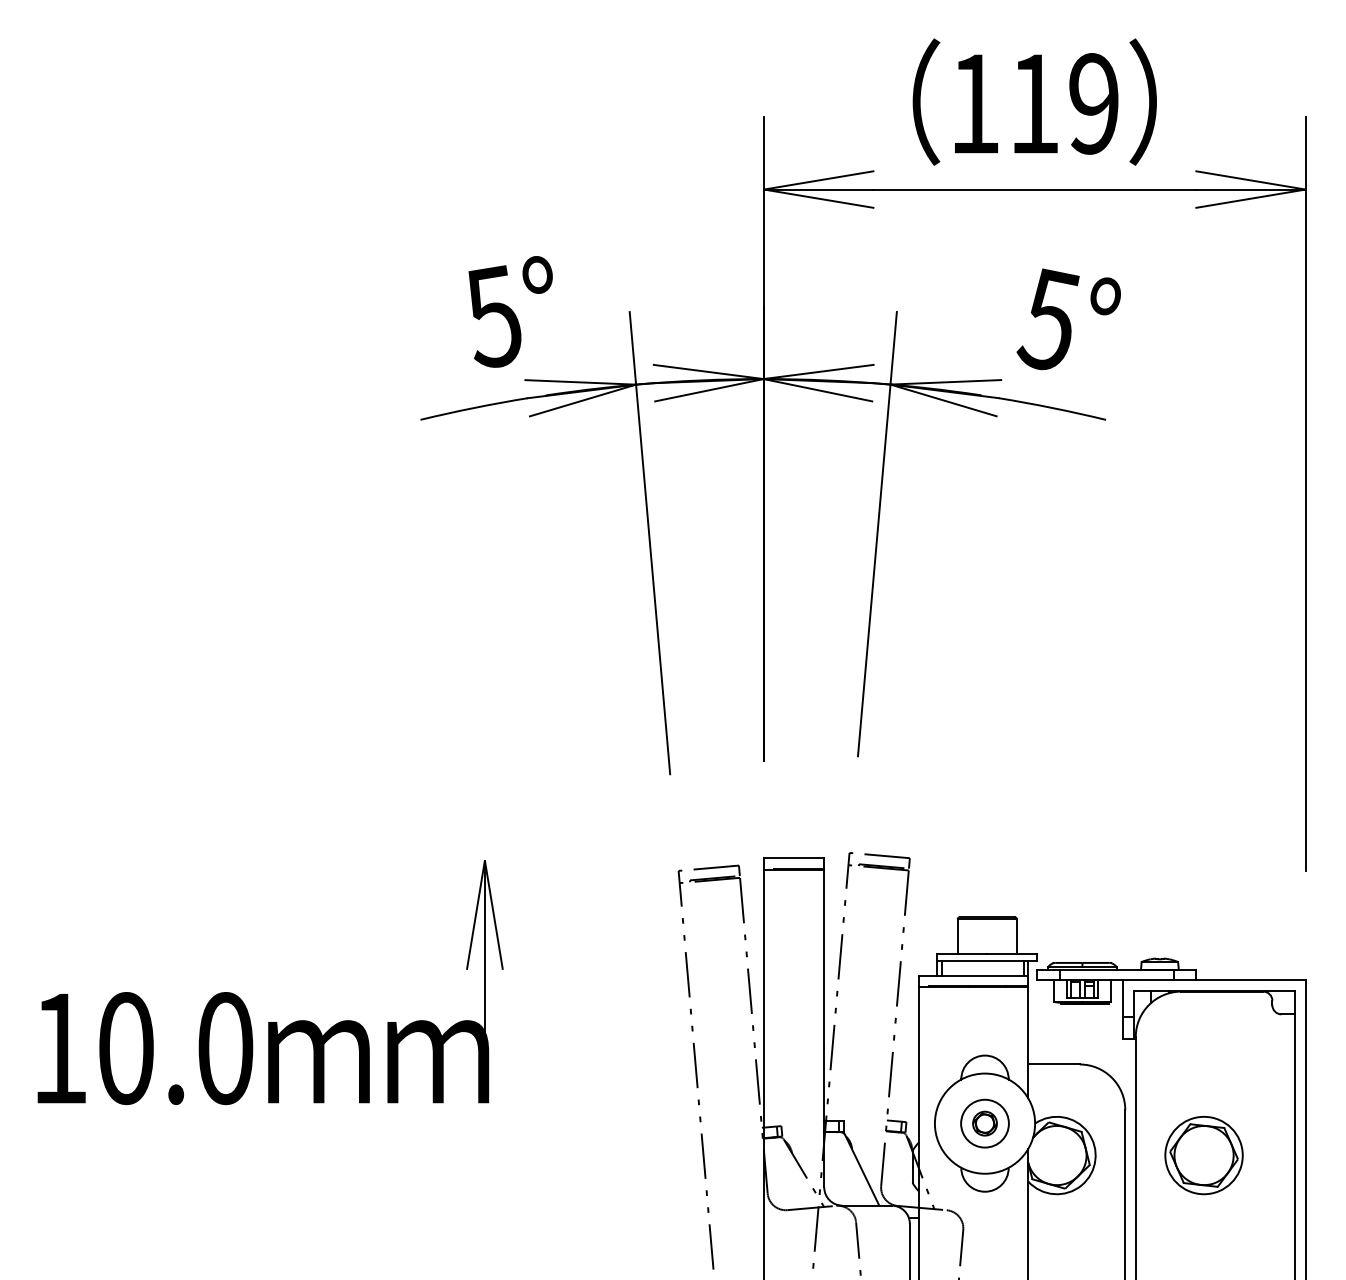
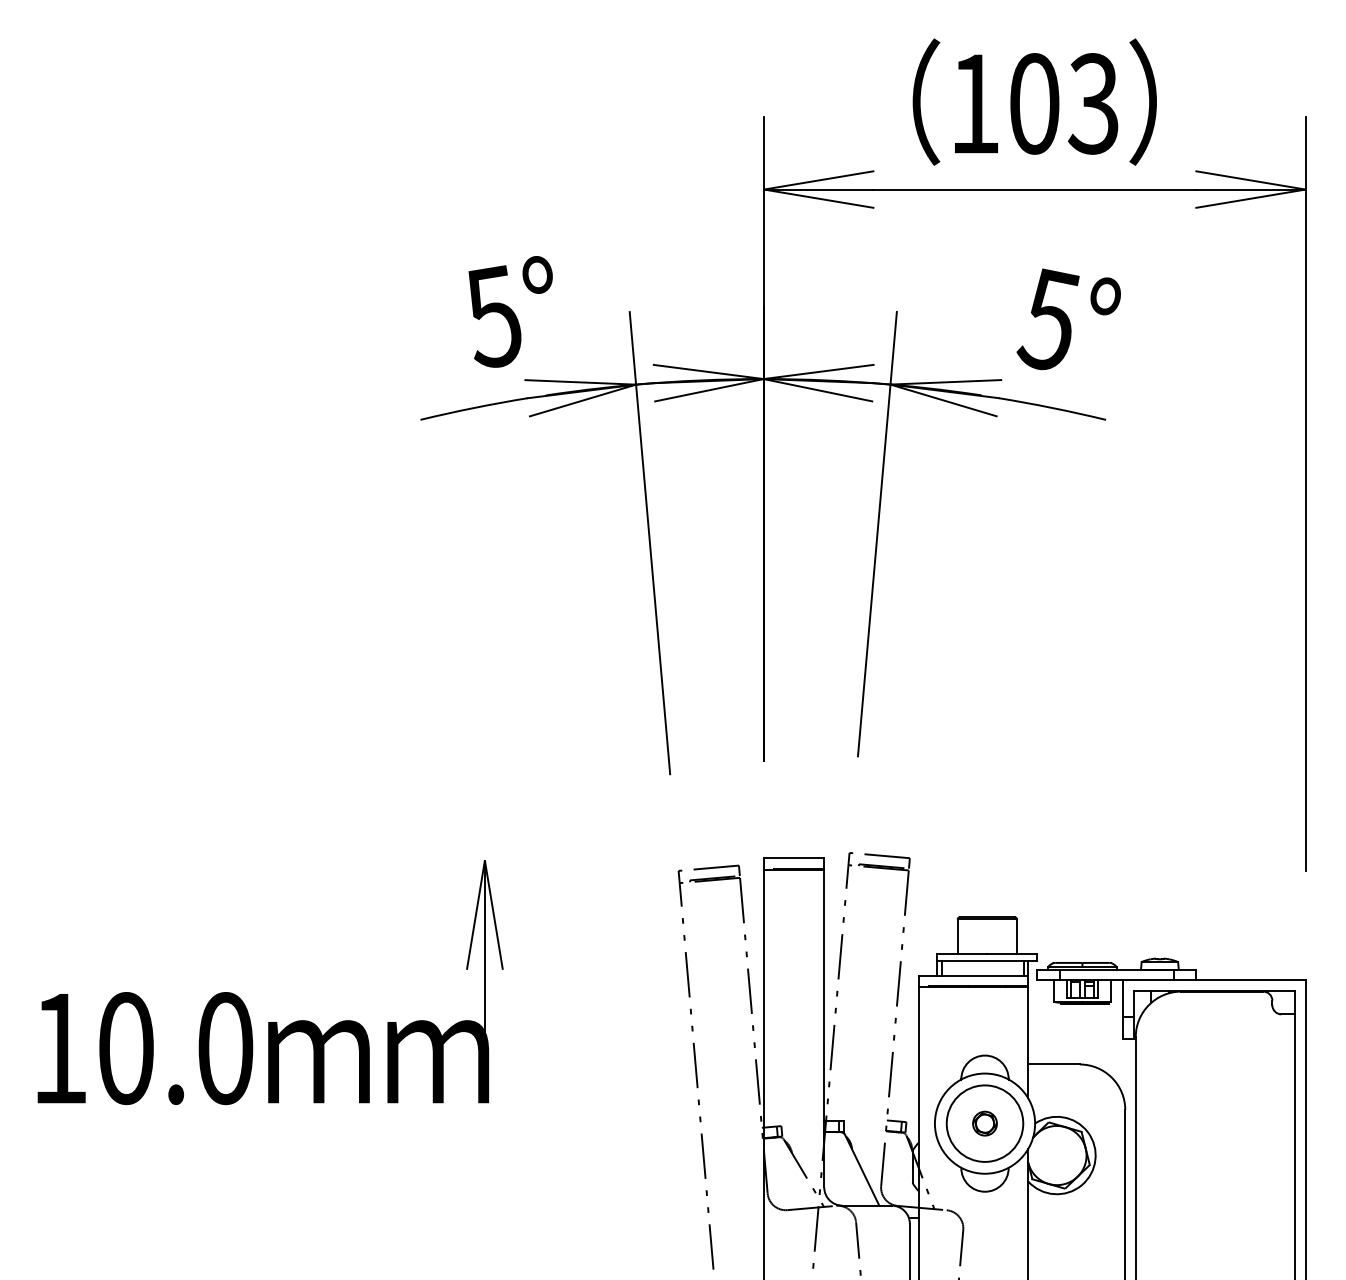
text: 119 -> 103 (1064, 103)
circle diameter: 48 px -> 77 px (984, 1123)
part: present -> none (1203, 1155)
